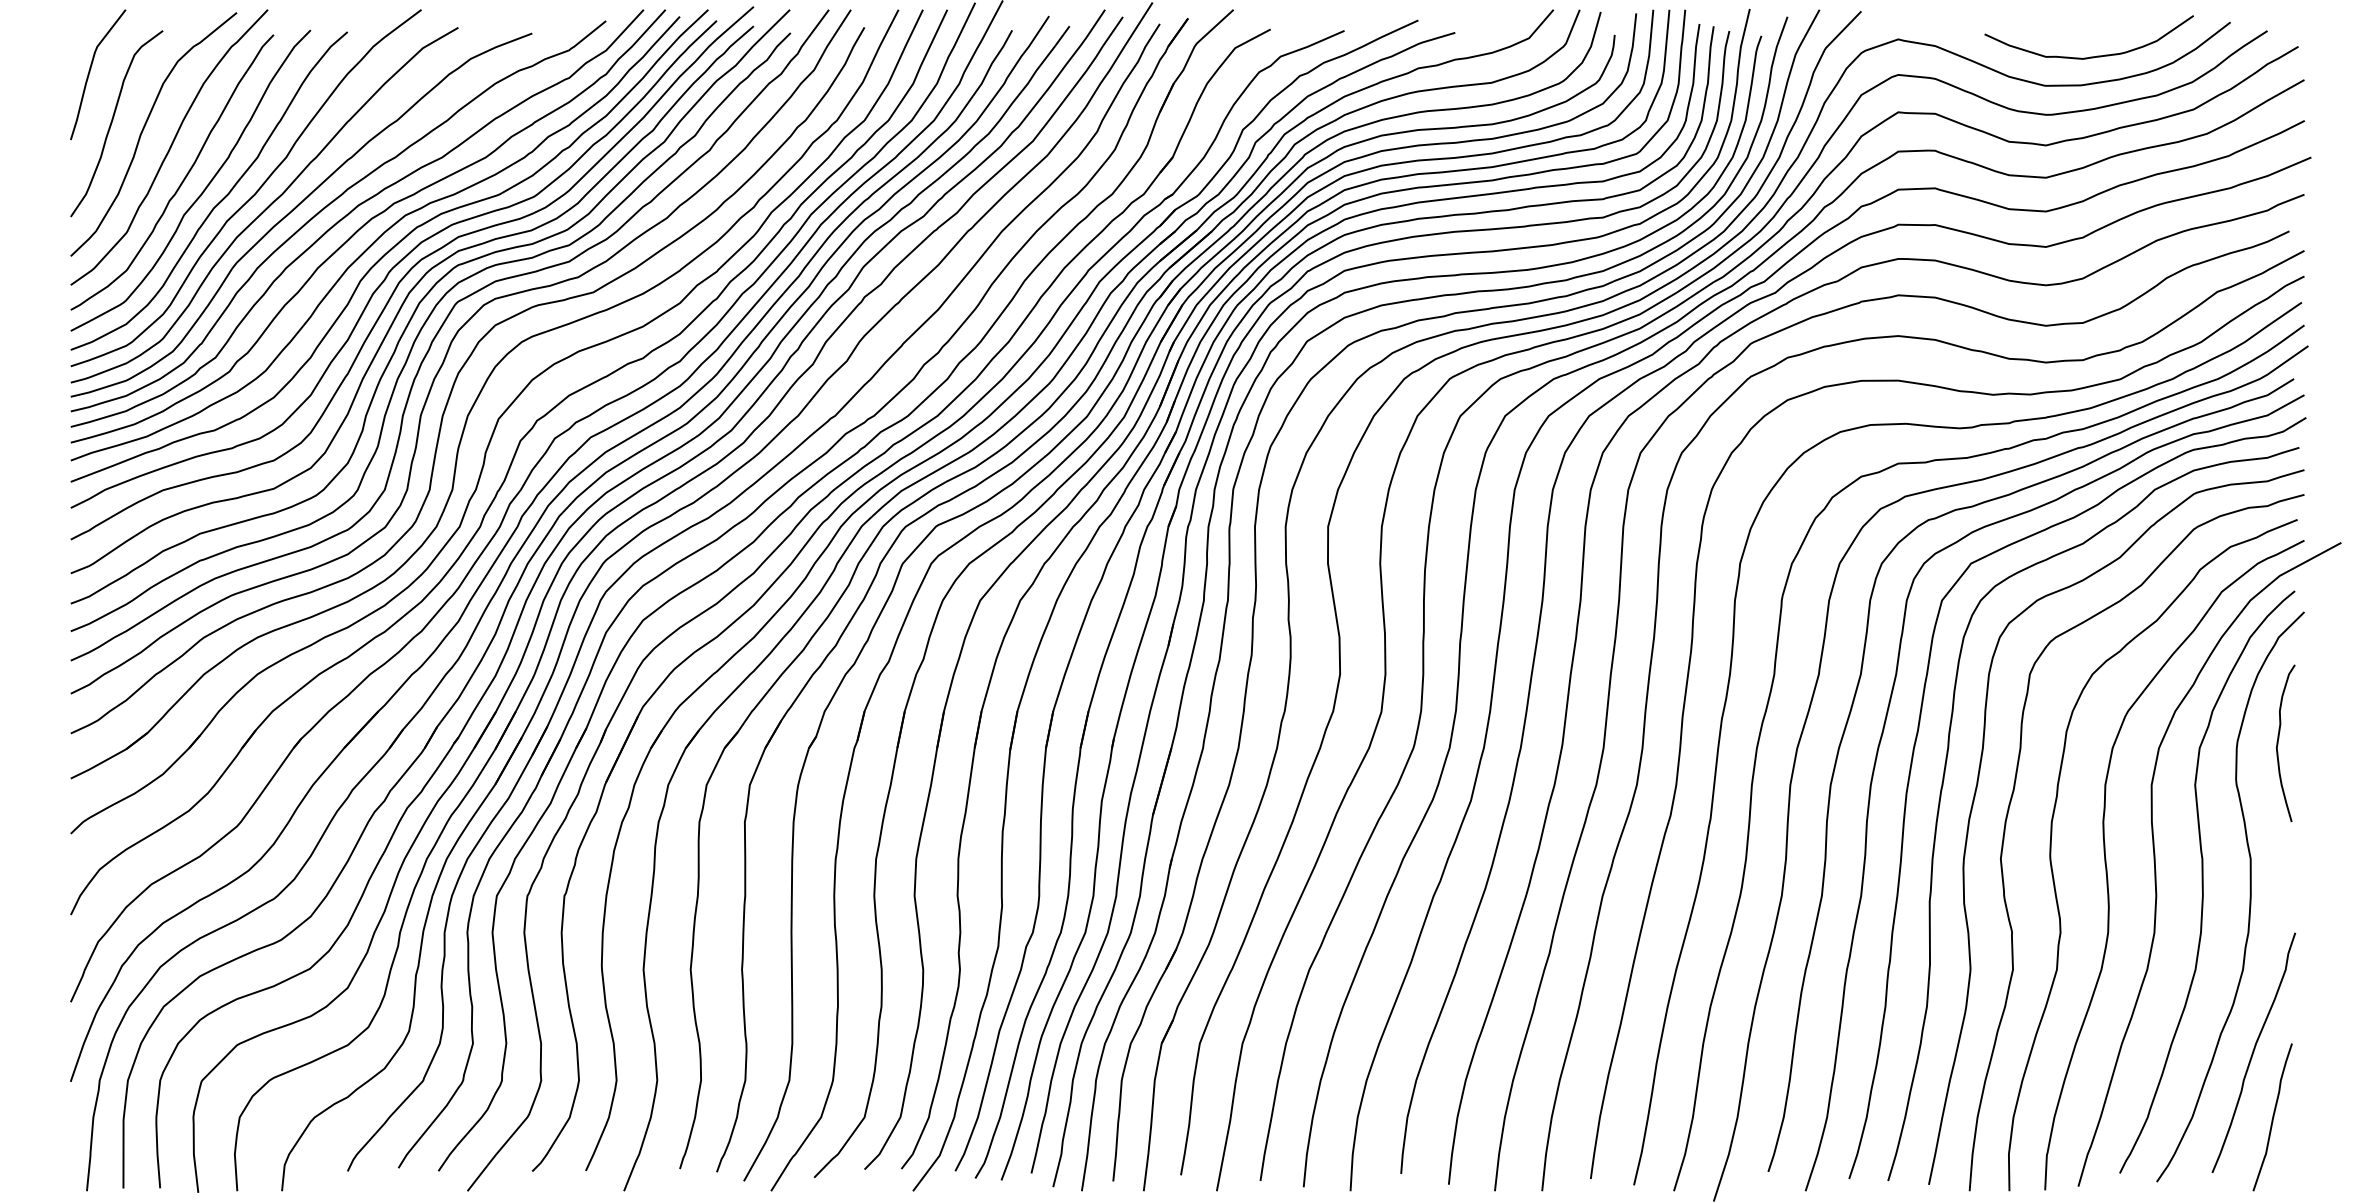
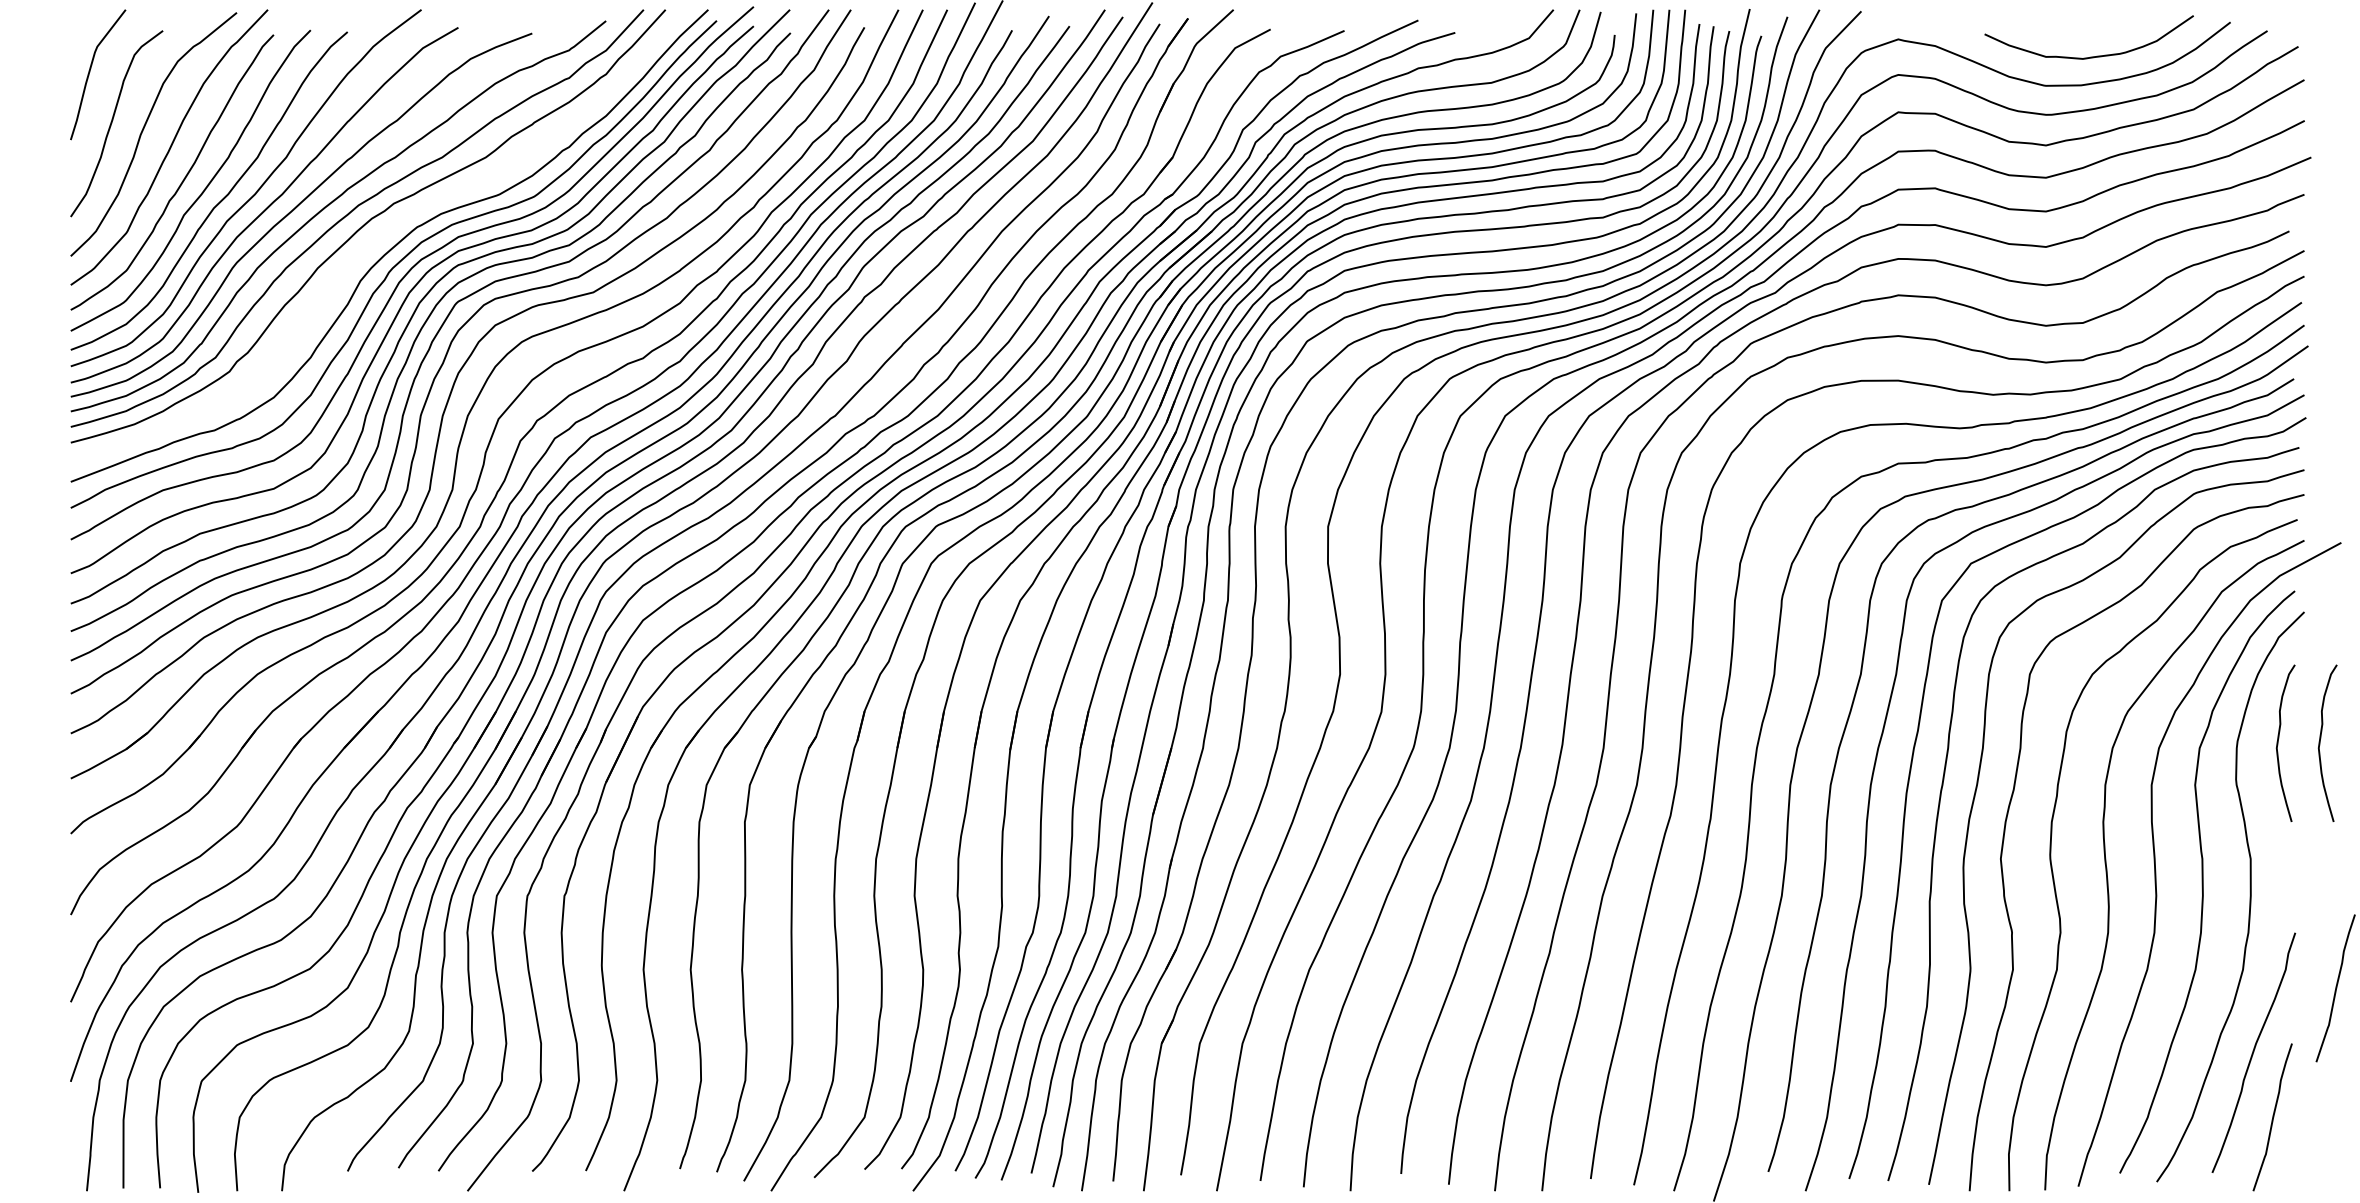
curve: present -> none (376, 238)
curve: none -> present (2320, 742)
curve: none -> present (2335, 988)
